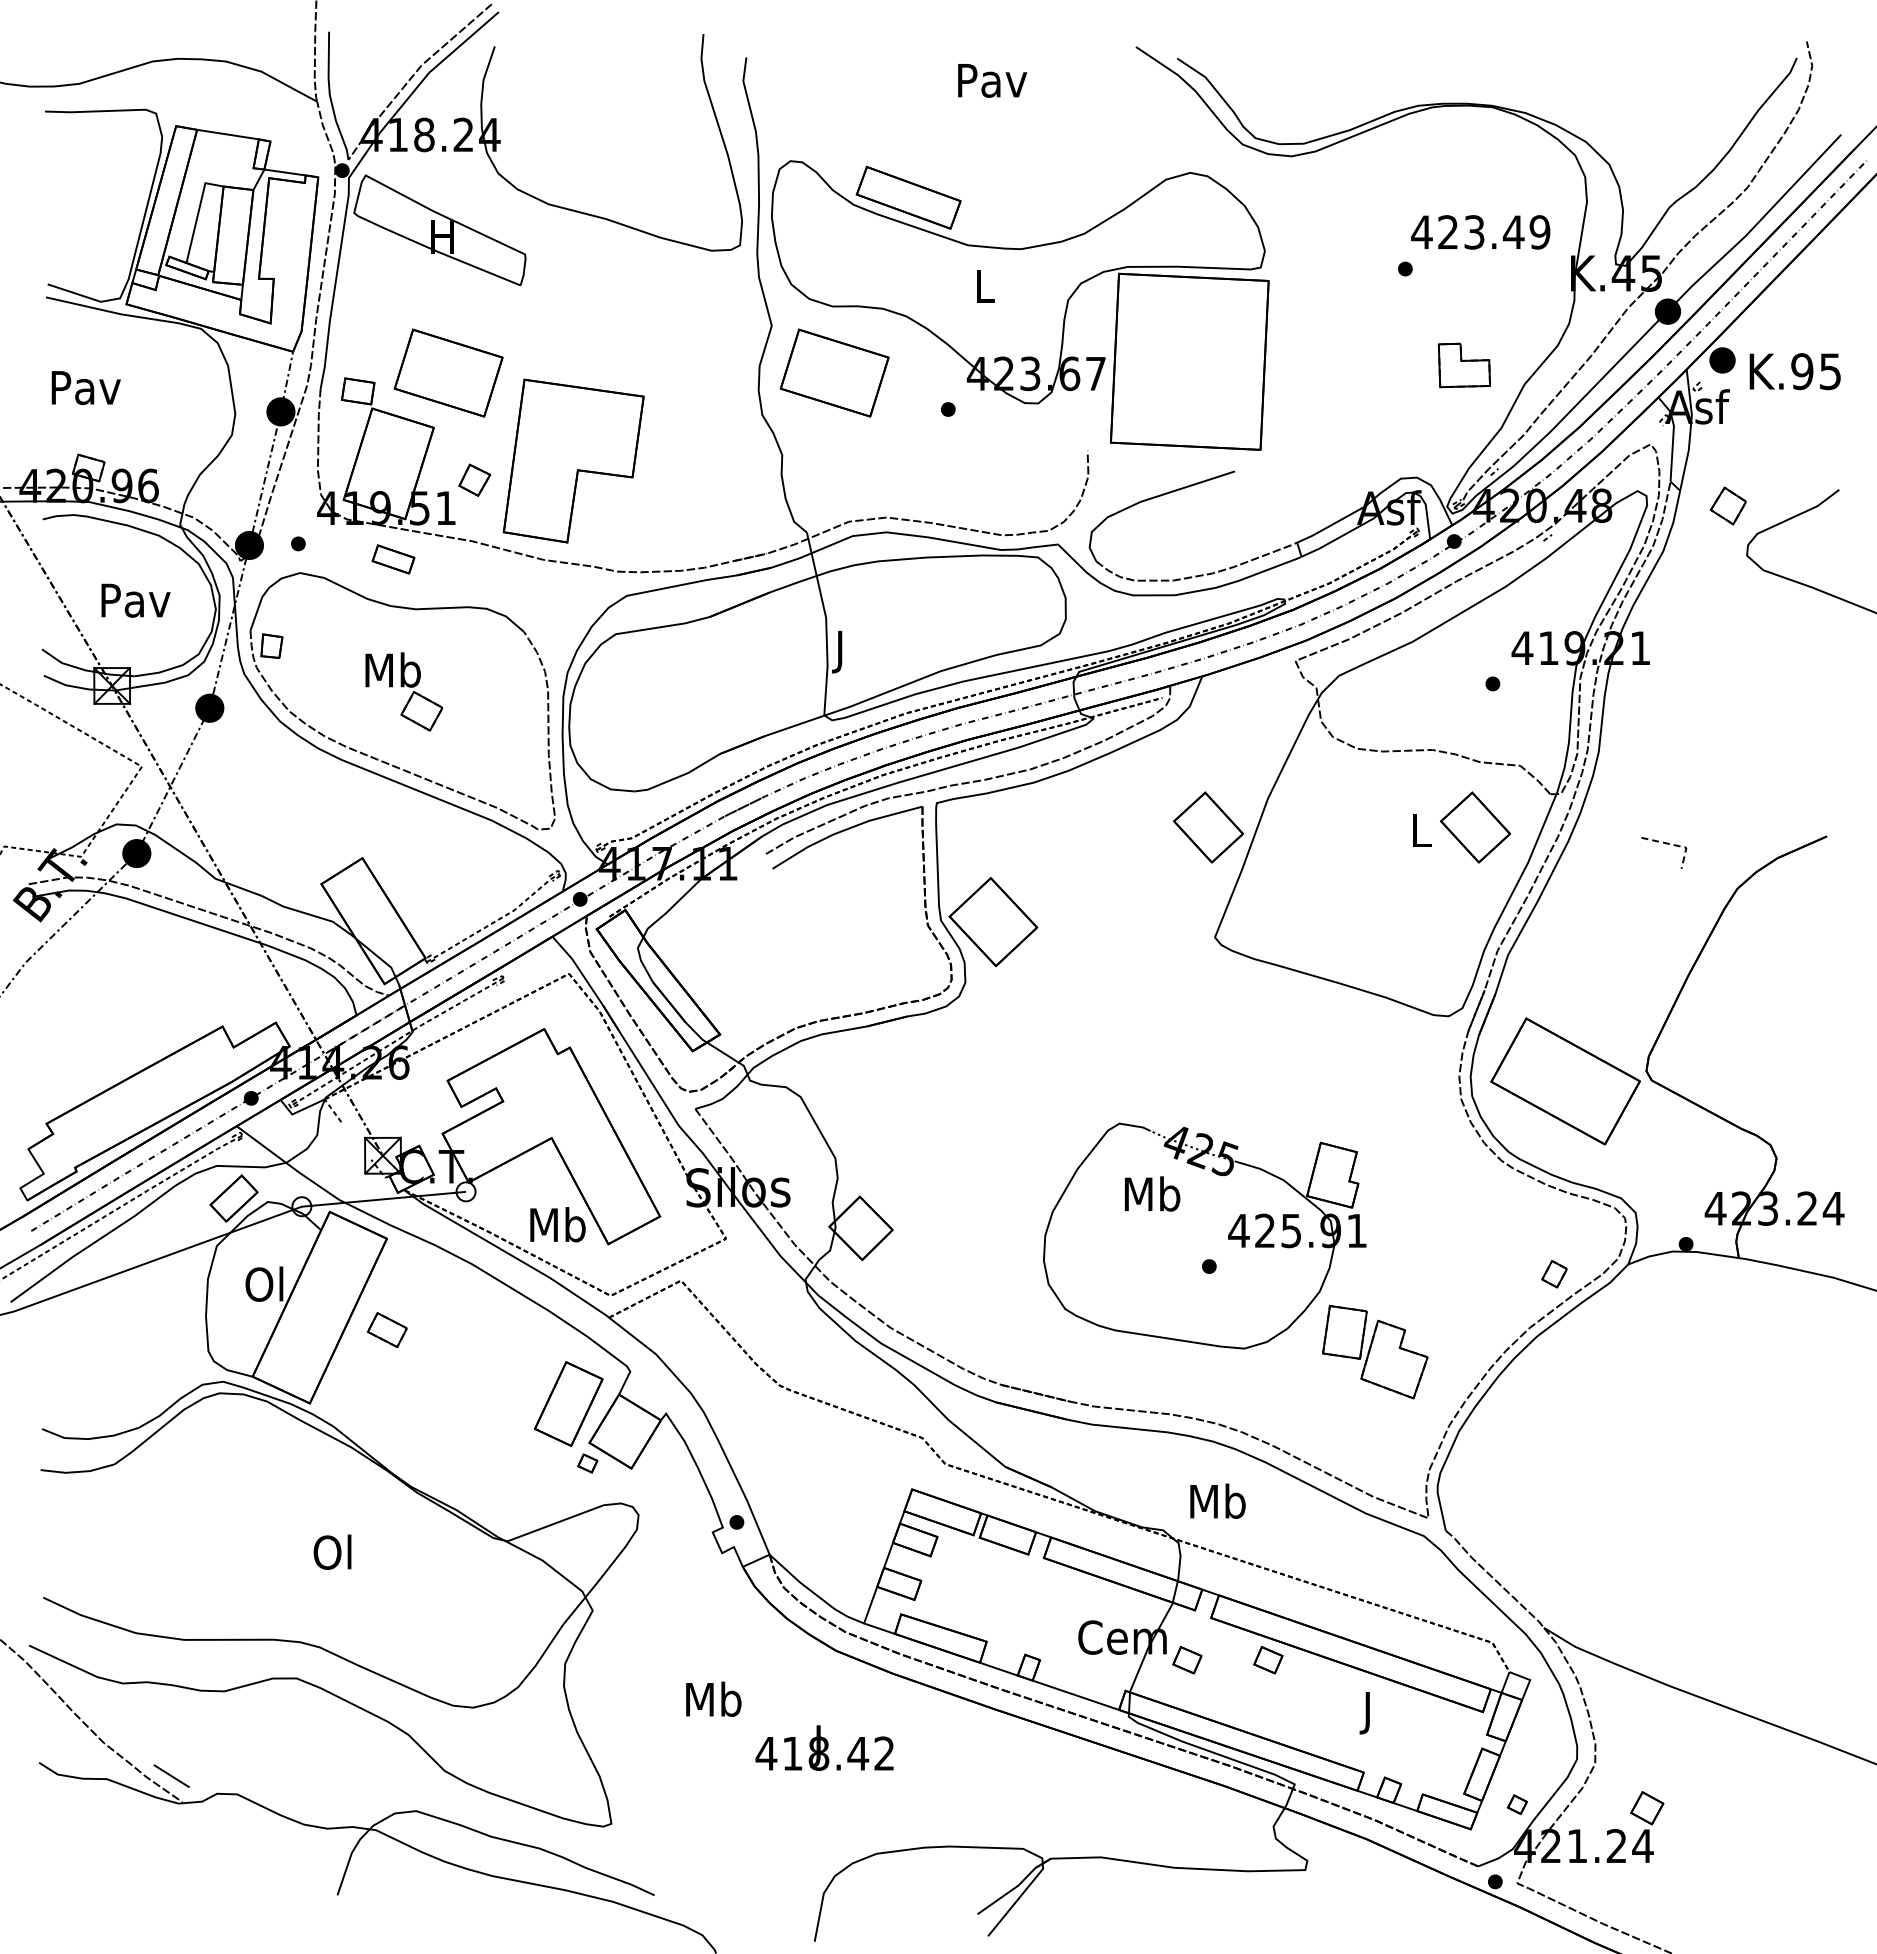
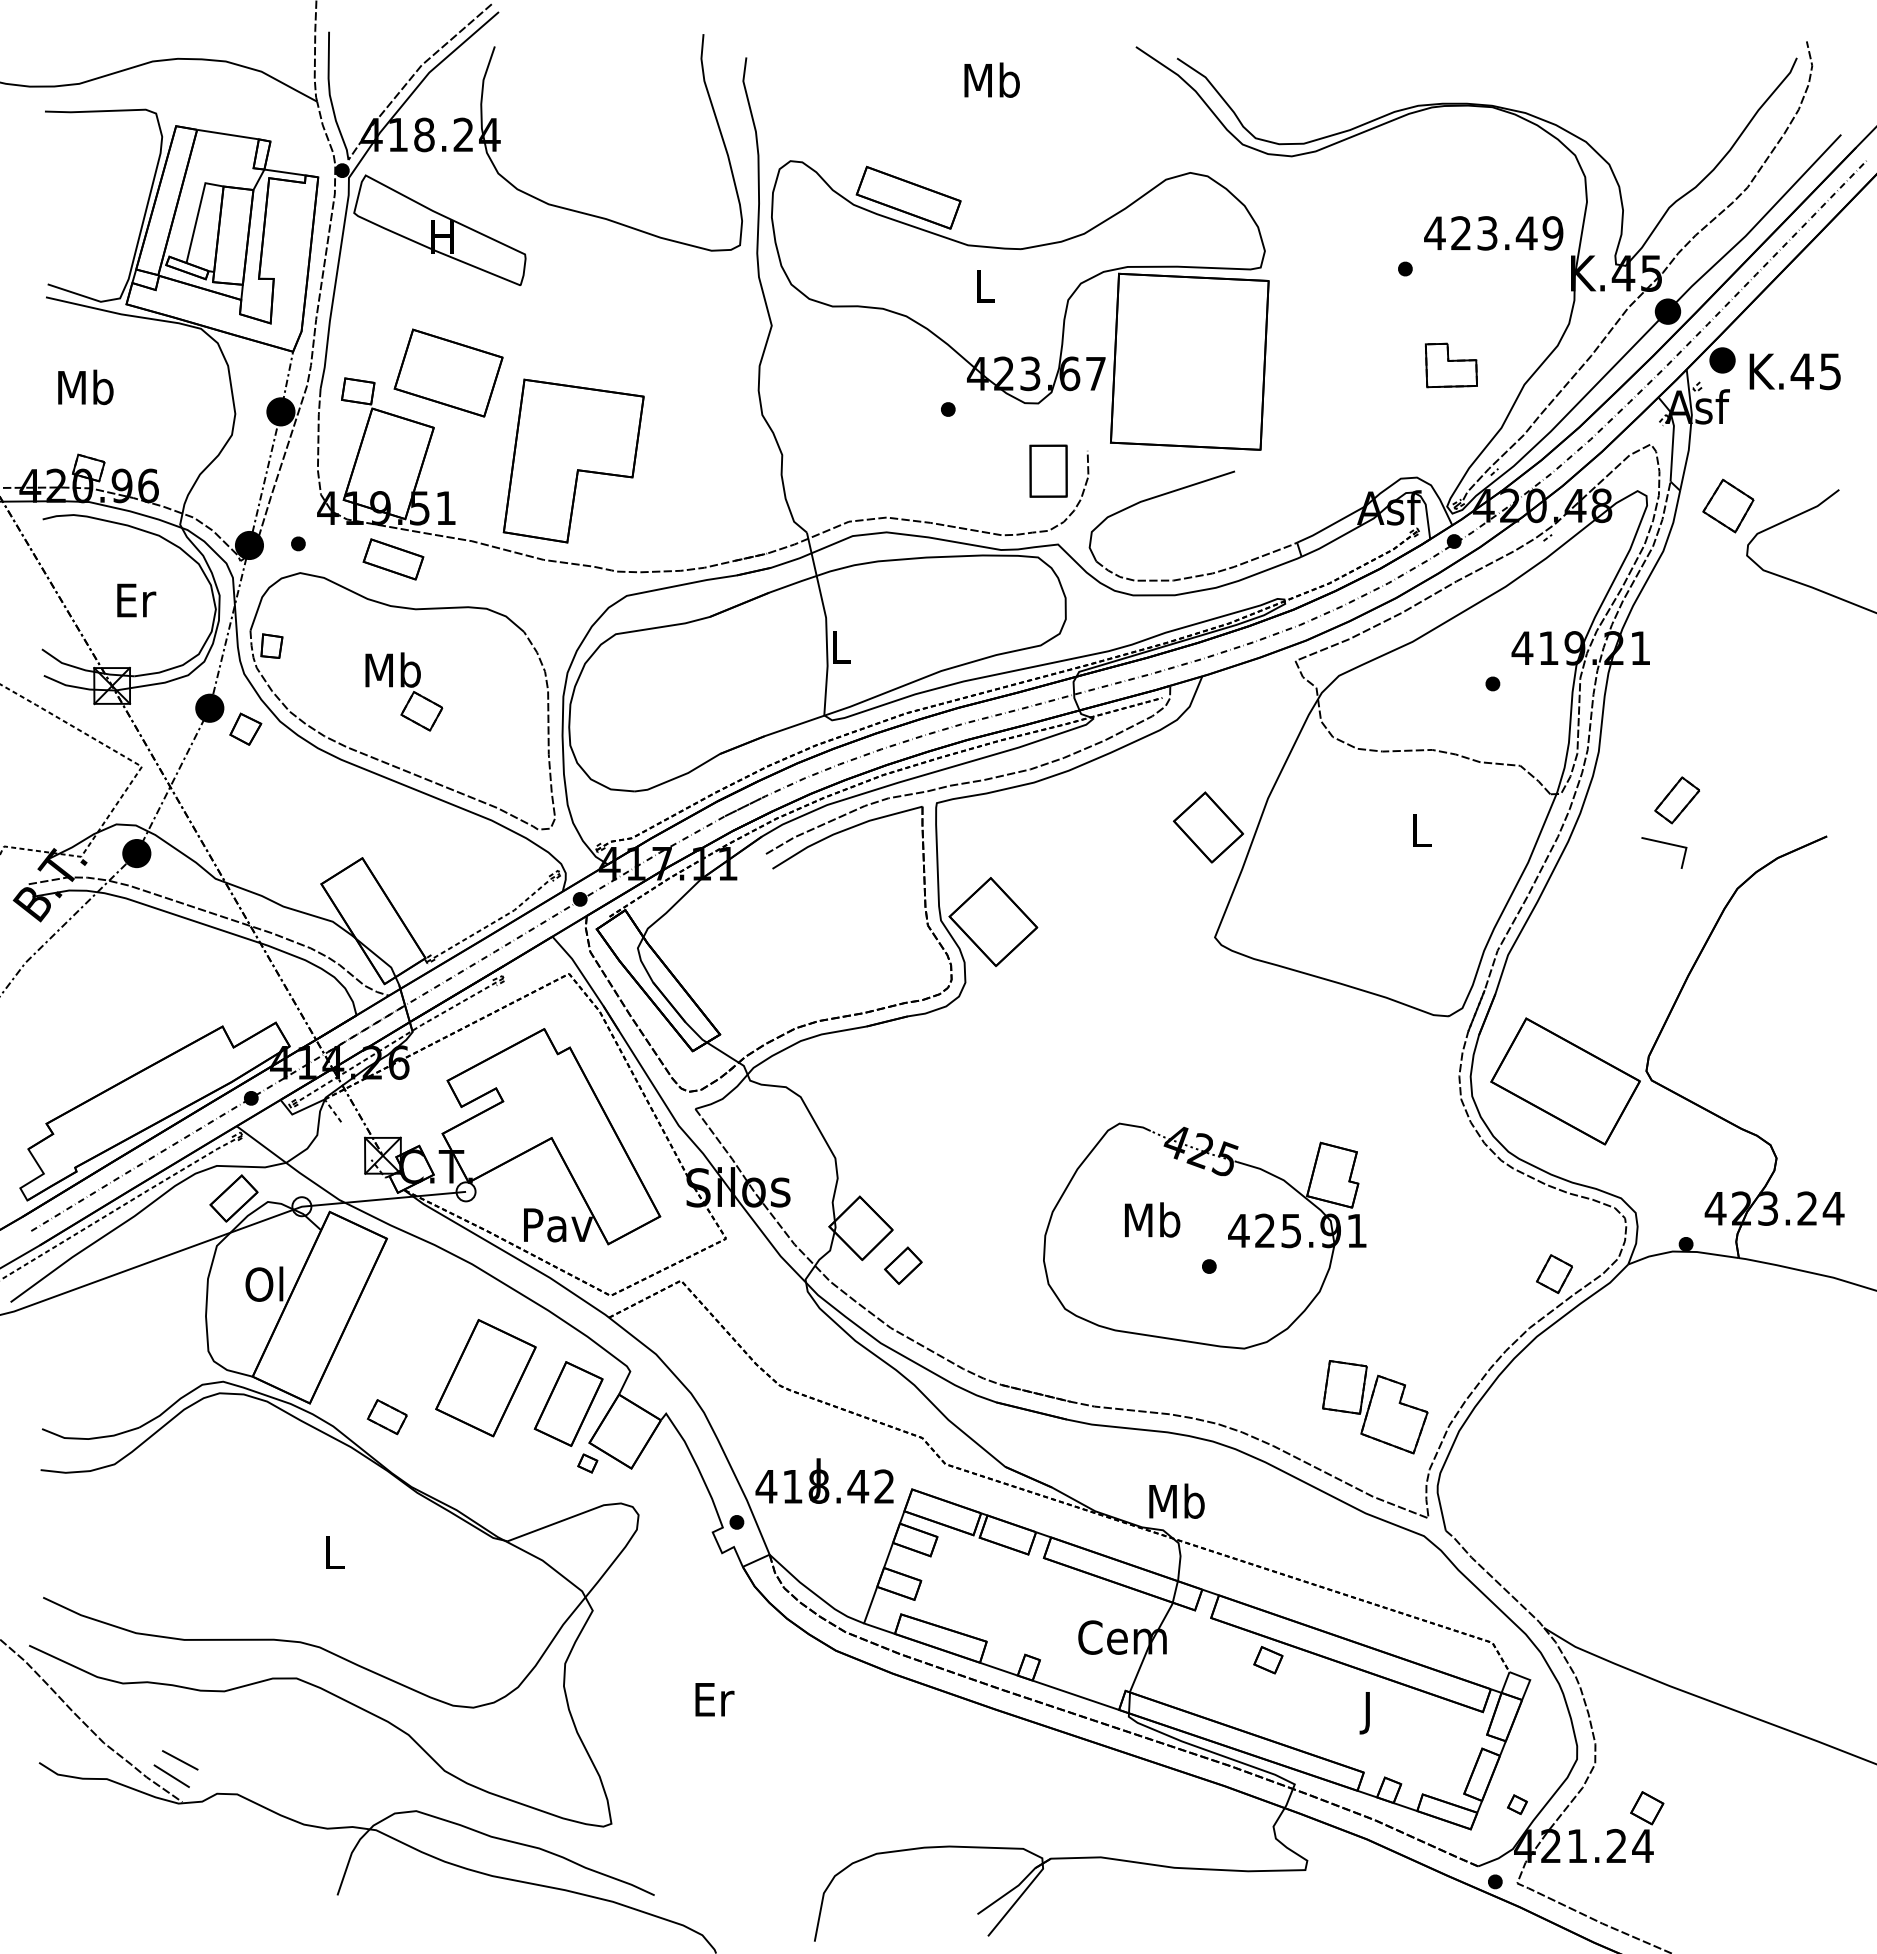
text: Pav -> Mb (992, 79)
text position: (1480, 232) -> (1493, 233) (1493, 233)
part position: (1464, 365) -> (1451, 365) (1451, 365)
text: K.95 -> K.45 (1801, 371)
part: present -> none (834, 372)
text: Pav -> Mb (85, 387)
part: none -> present (1048, 470)
part position: (474, 479) -> (245, 728) (245, 728)
part size: 38x40 px -> 53x56 px (1728, 505)
part size: 45x31 px -> 63x43 px (393, 559)
text: Pav -> Er (135, 600)
text: J -> L (841, 651)
part: none -> present (1677, 800)
part: present -> none (1475, 827)
line: dashed -> solid (1674, 845)
text position: (1152, 1193) -> (1152, 1219) (1152, 1219)
text: Mb -> Pav (558, 1224)
part: none -> present (903, 1265)
part size: 27x29 px -> 37x41 px (1554, 1274)
part position: (386, 1330) -> (386, 1417) (386, 1417)
part position: (1375, 1352) -> (1375, 1407) (1375, 1407)
part: none -> present (485, 1378)
text position: (1217, 1500) -> (1176, 1500) (1176, 1500)
text: Ol -> L (332, 1551)
part: present -> none (1187, 1660)
text: Mb -> Er (713, 1698)
text position: (824, 1747) -> (824, 1480) (824, 1480)
line: none -> present (180, 1760)
